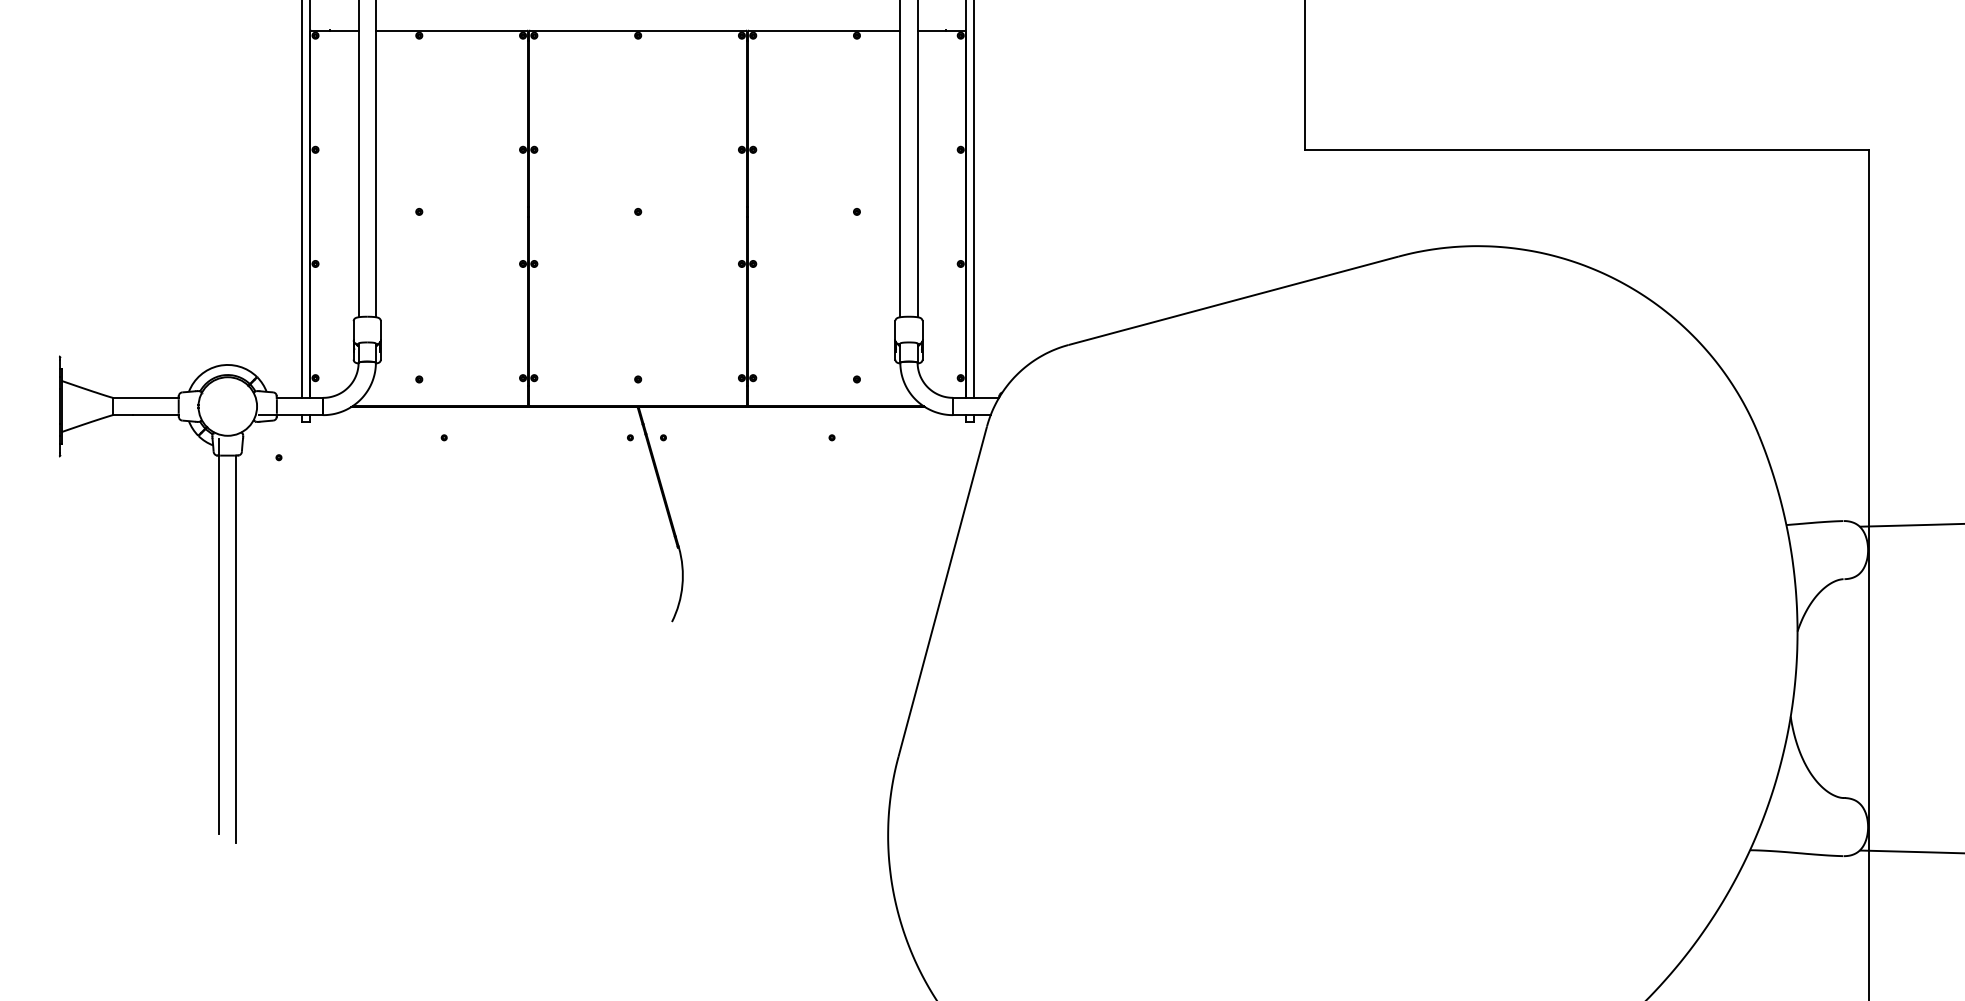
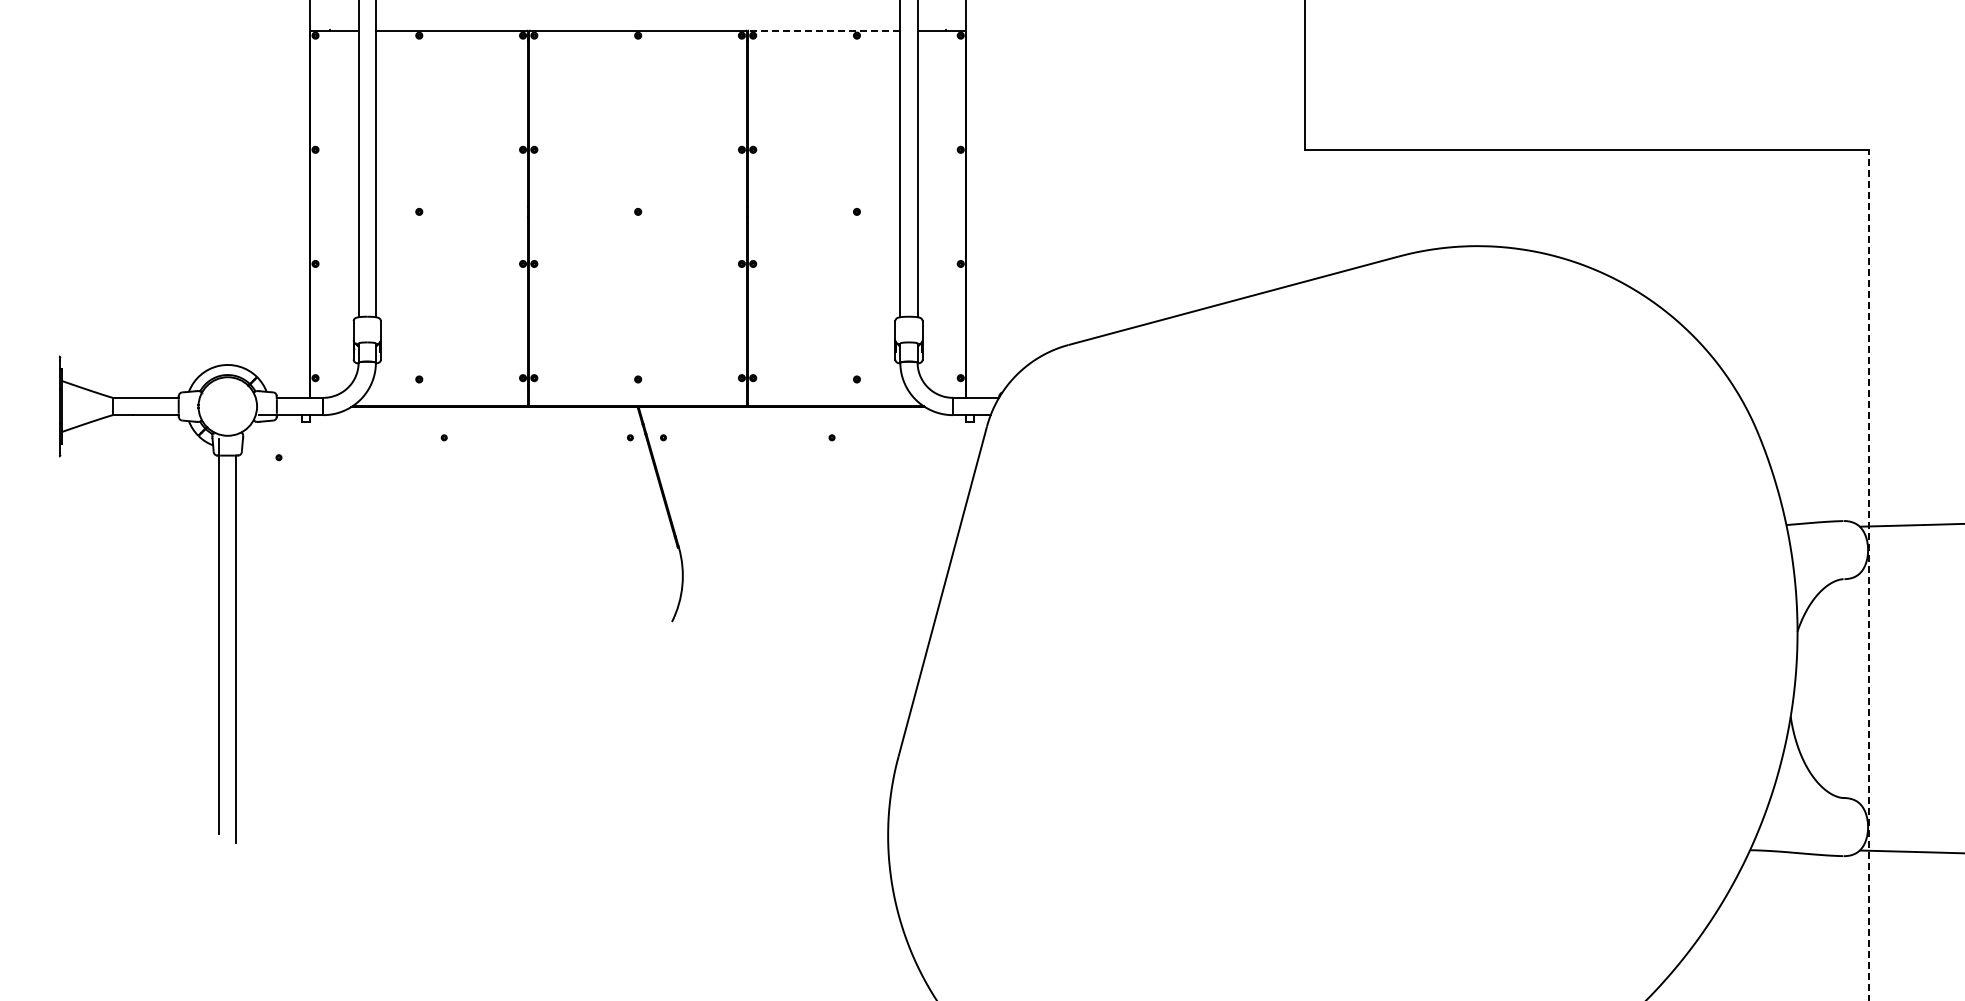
line: solid -> dashed (824, 30)
line: present -> none (302, 199)
line: present -> none (974, 199)
line: solid -> dashed (1869, 575)
